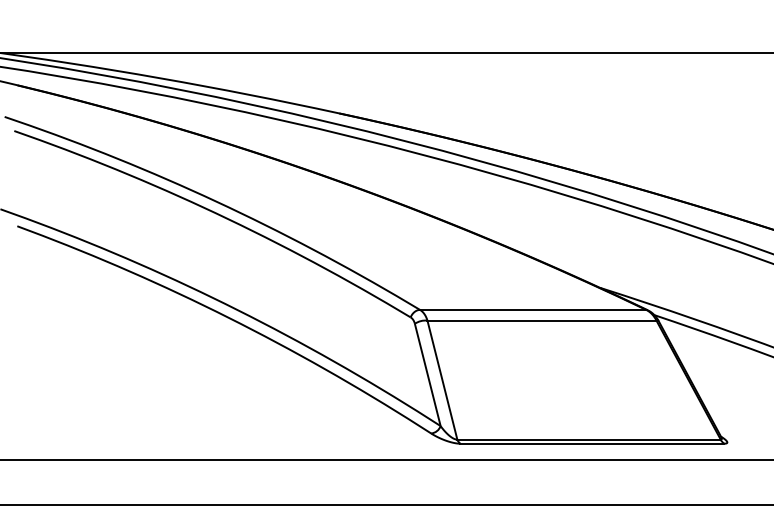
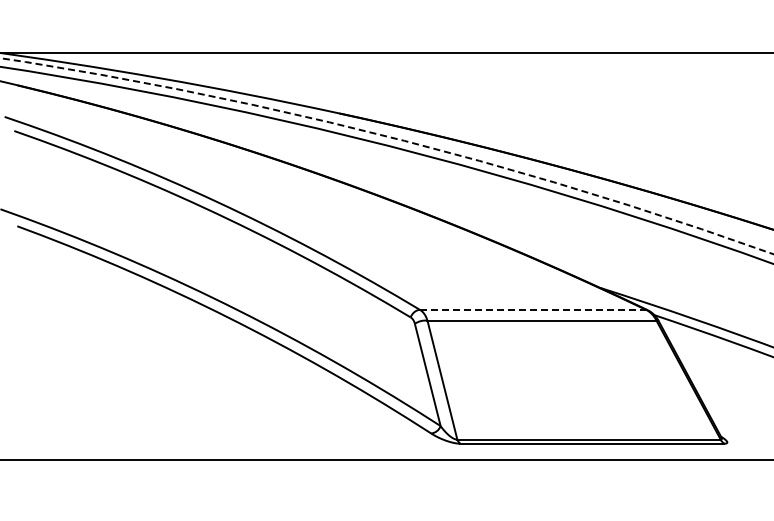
arc: solid -> dashed (391, 137)
line: solid -> dashed (533, 309)
line: present -> none (386, 505)
